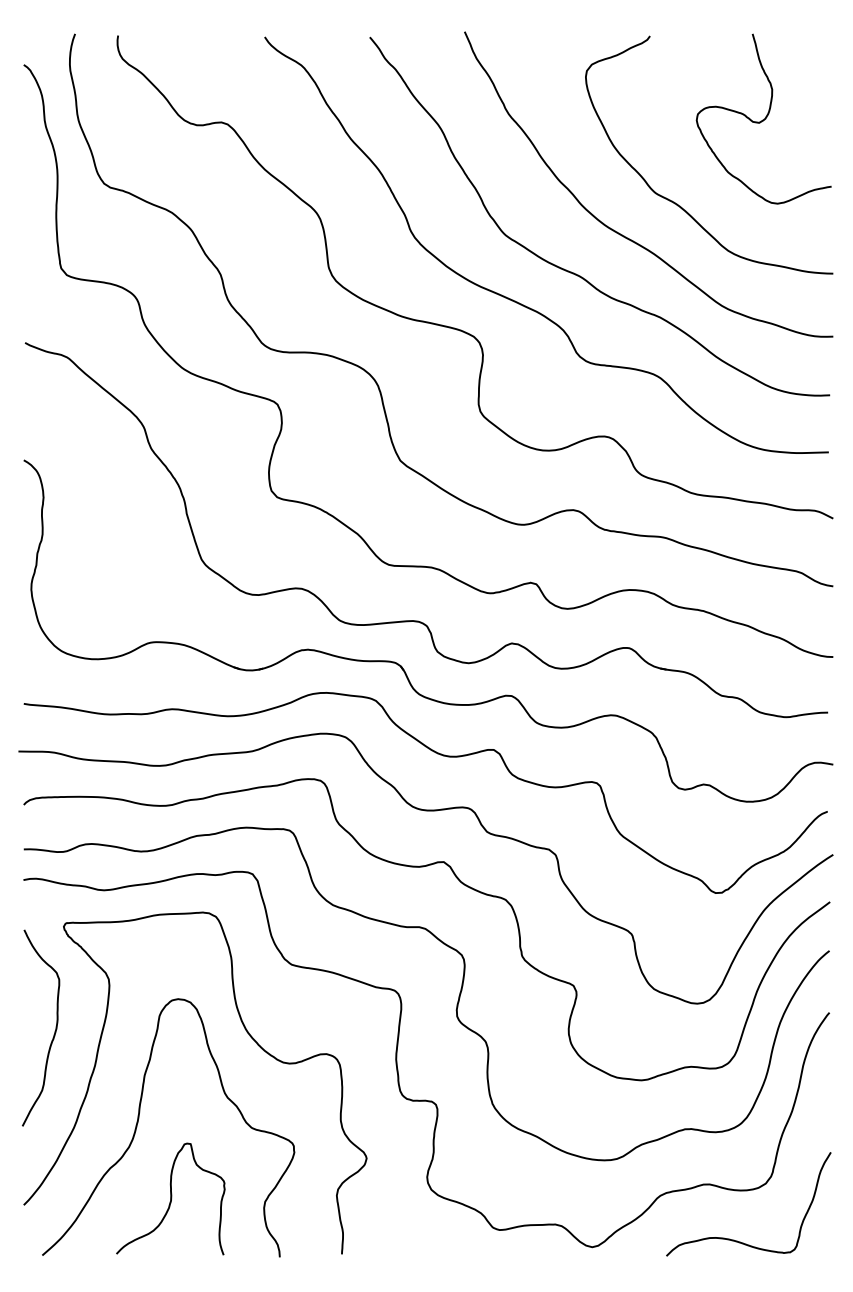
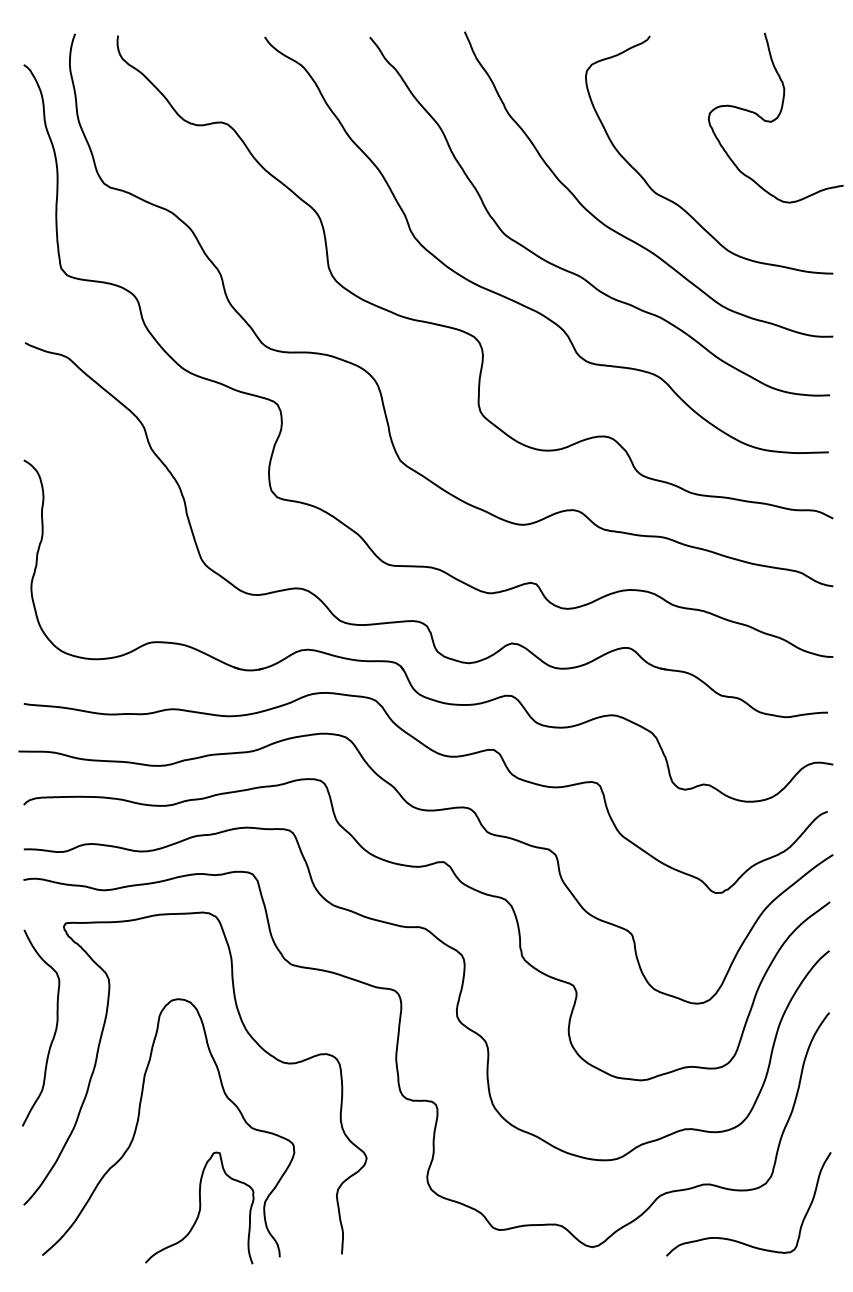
curve position: (764, 118) -> (776, 117) (776, 117)
curve position: (170, 1198) -> (199, 1207) (199, 1207)
